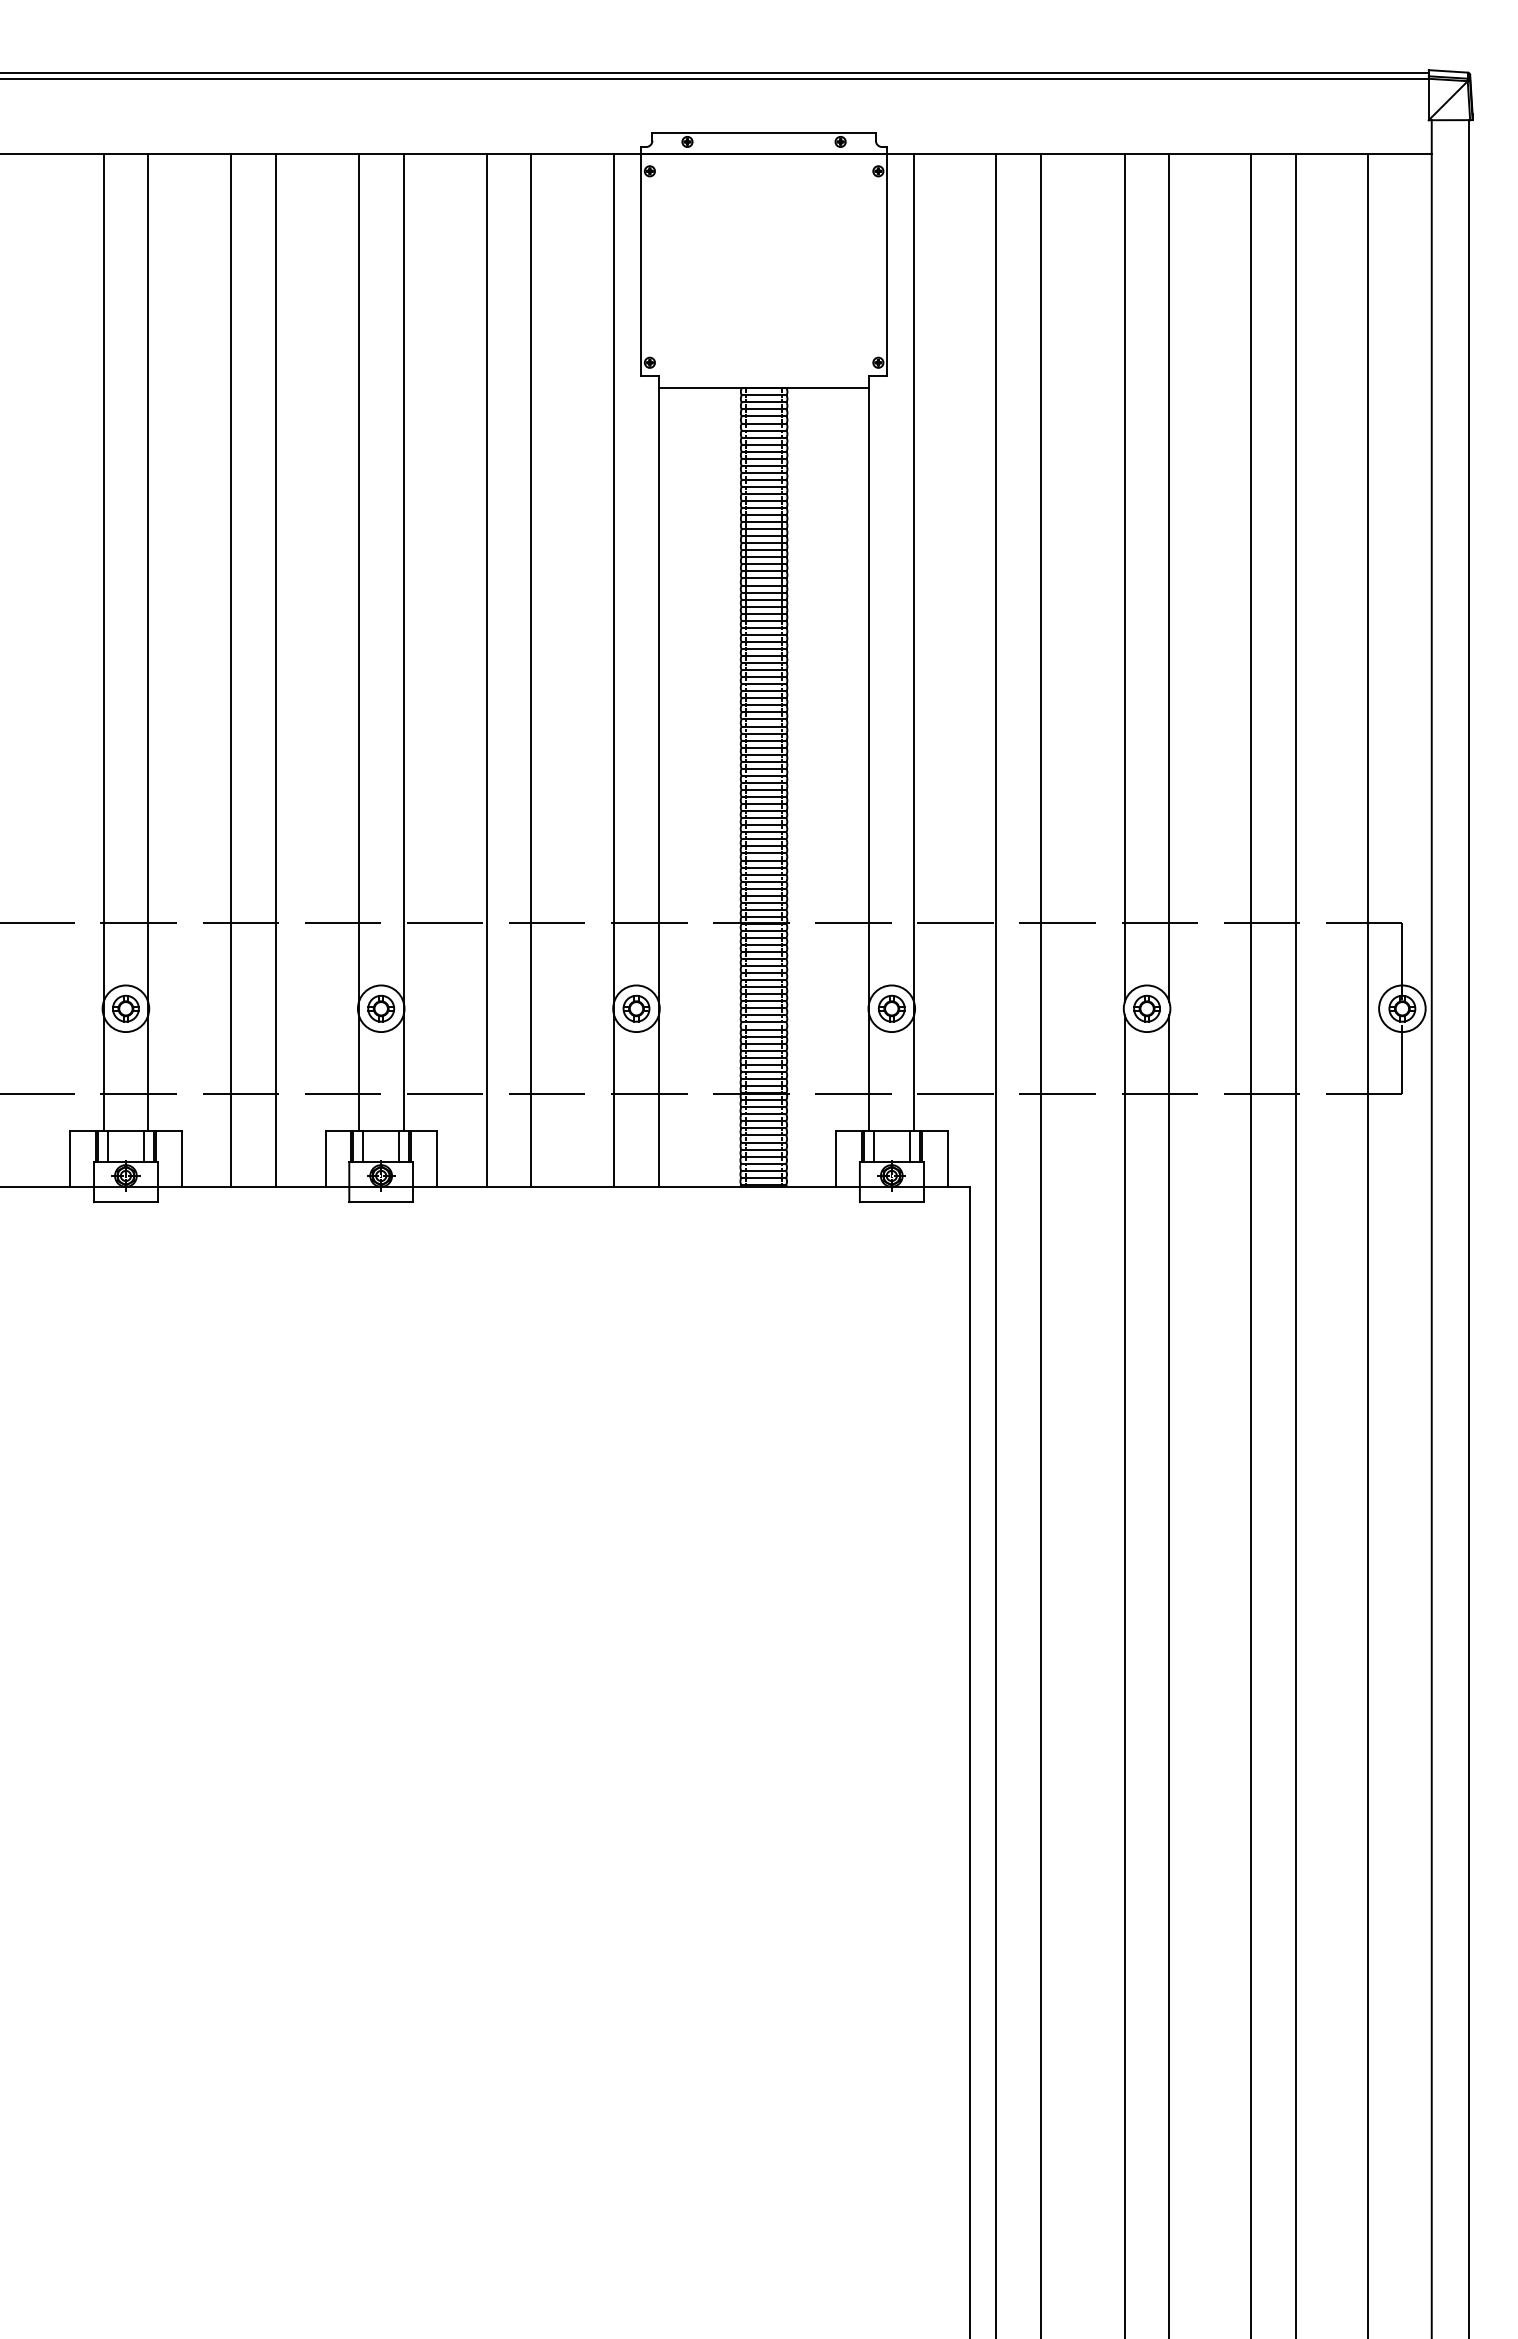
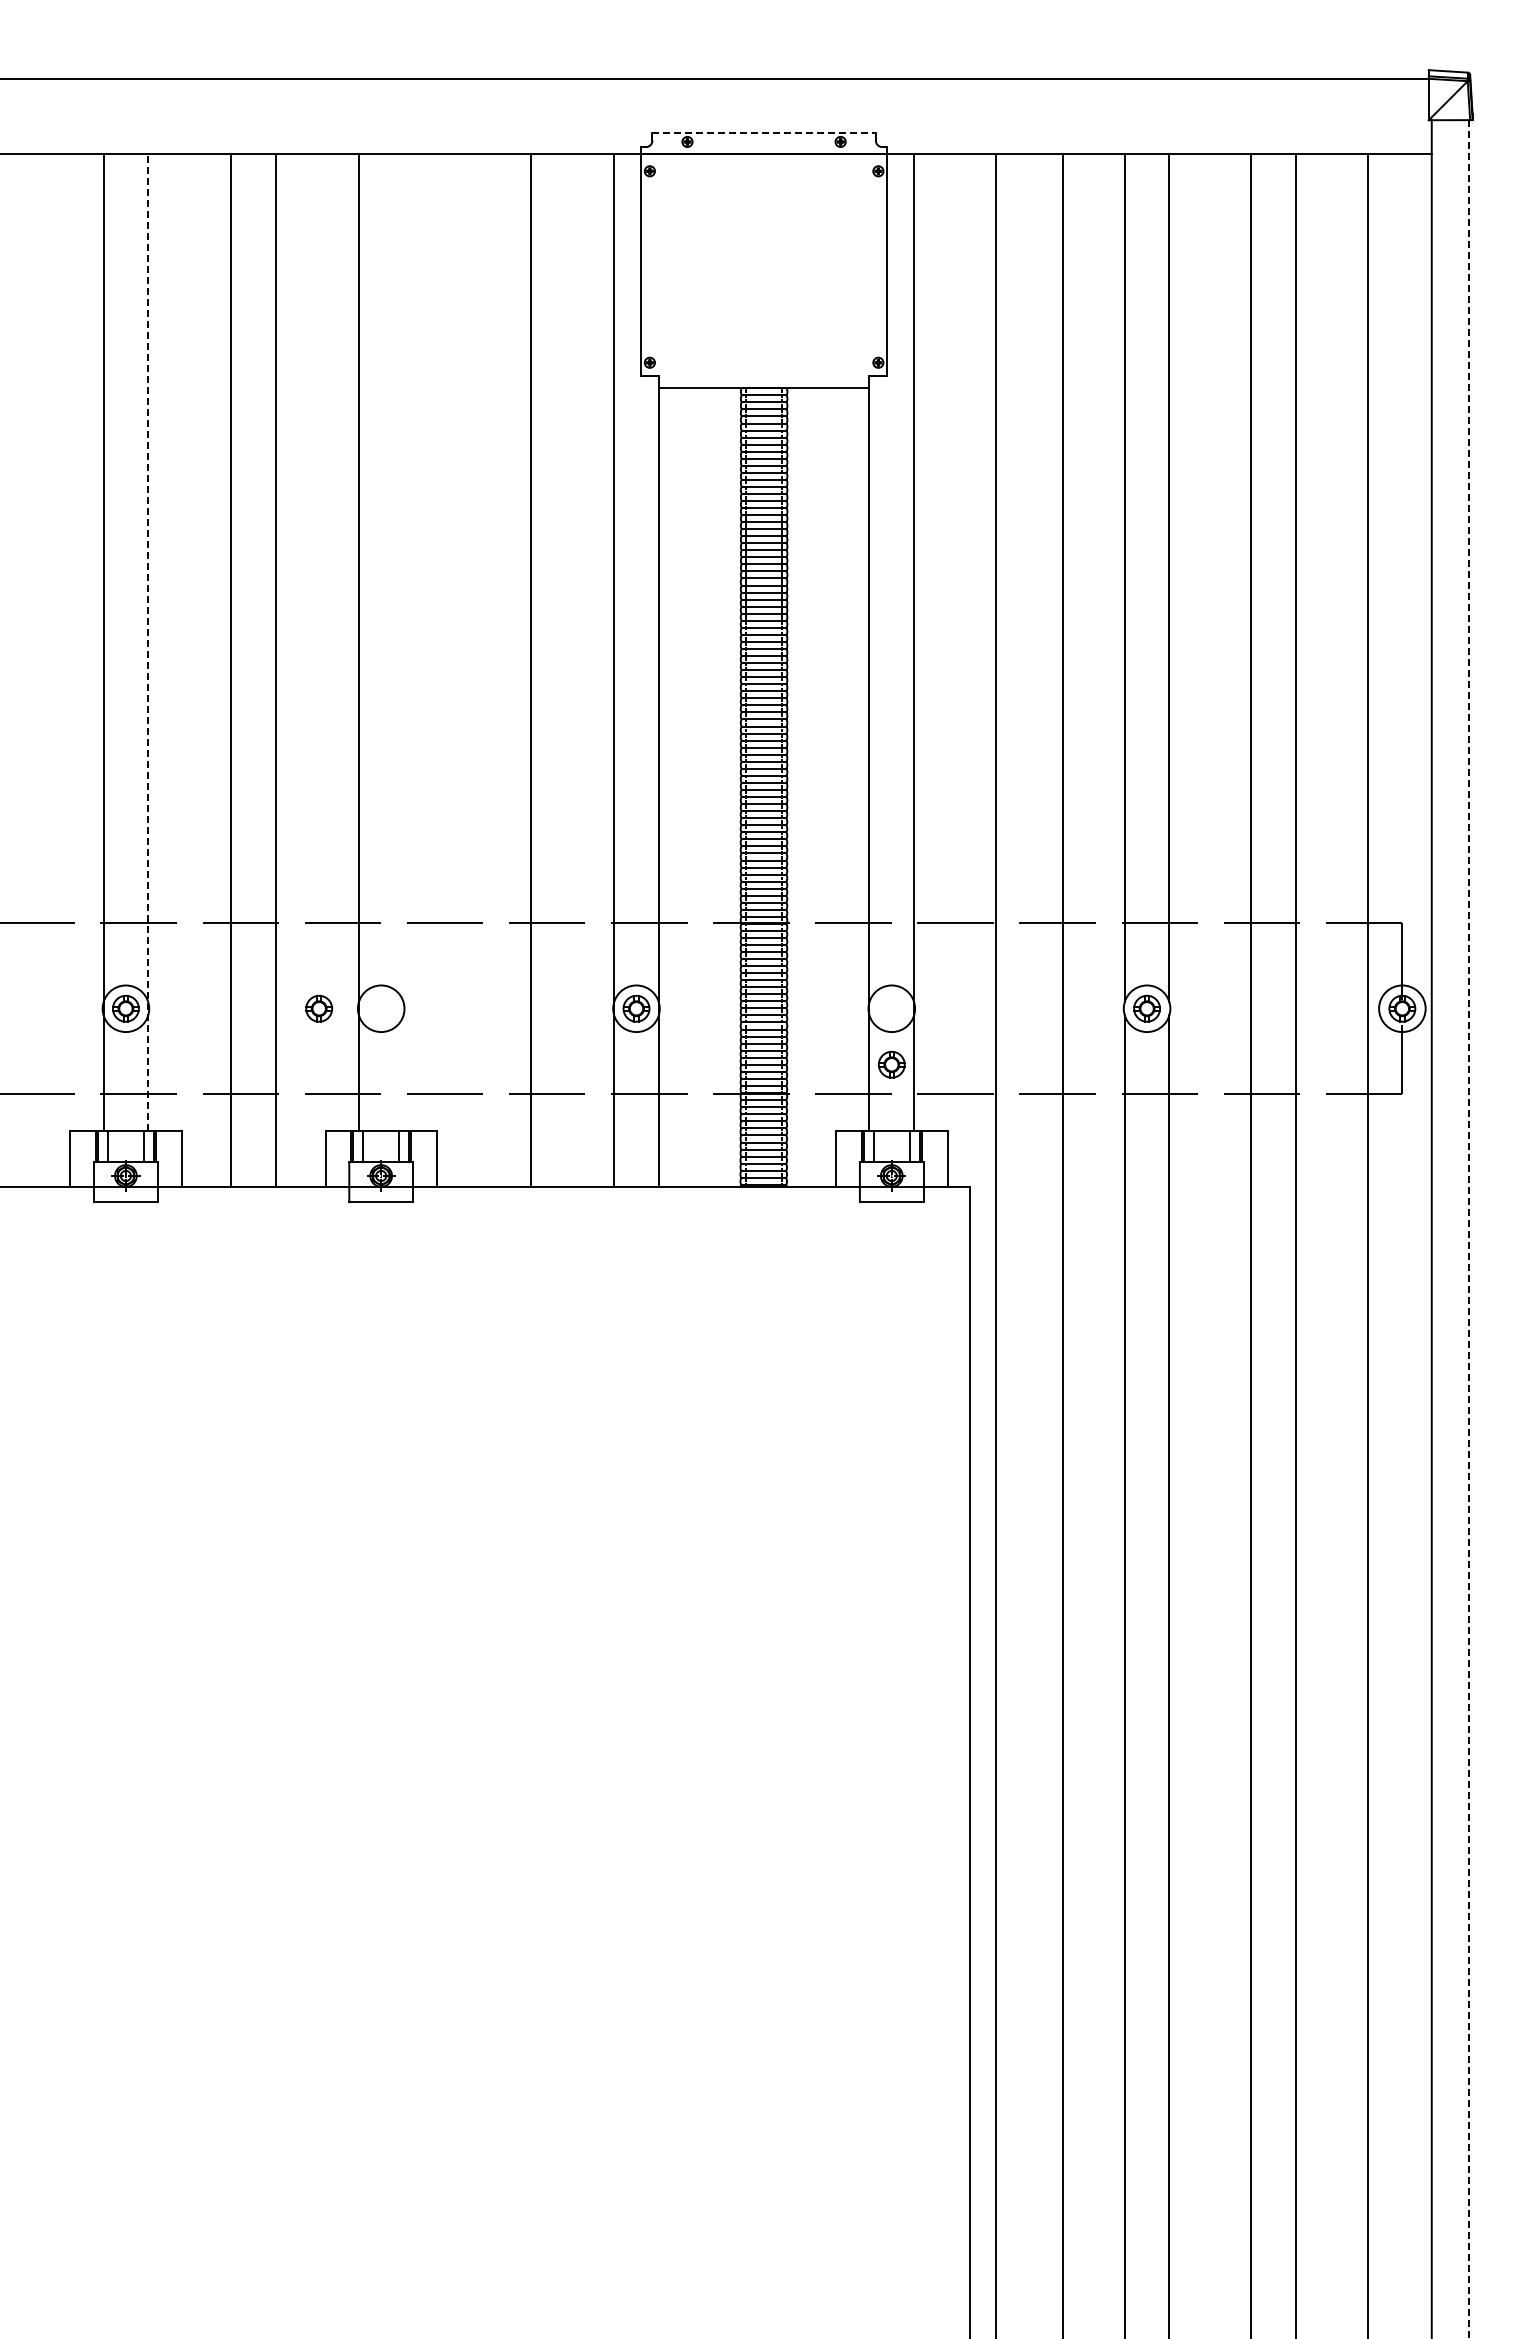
line: present -> none (715, 73)
line: solid -> dashed (764, 133)
line: solid -> dashed (148, 642)
line: present -> none (403, 642)
line: present -> none (486, 670)
part position: (381, 1008) -> (319, 1008) (319, 1008)
part position: (891, 1008) -> (891, 1064) (891, 1064)
line: solid -> dashed (1468, 1229)
line position: (1040, 1244) -> (1062, 1244) (1062, 1244)
